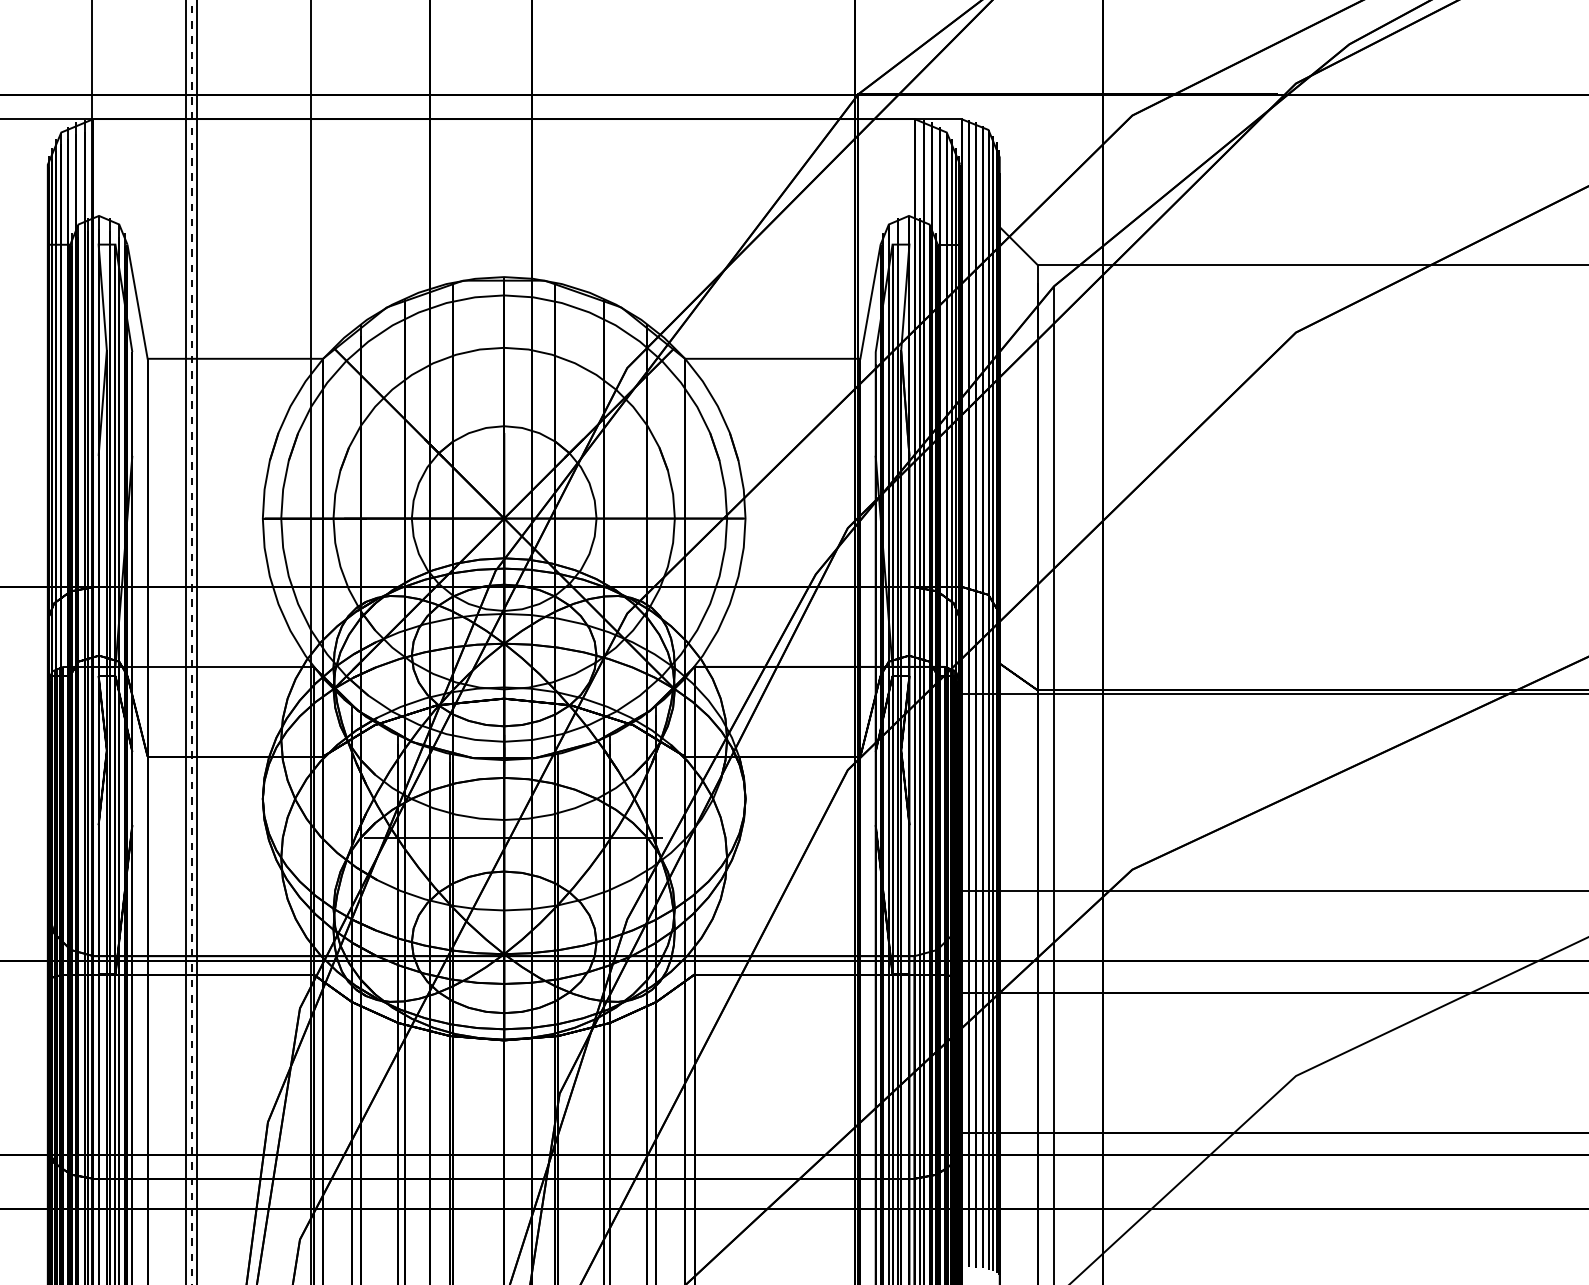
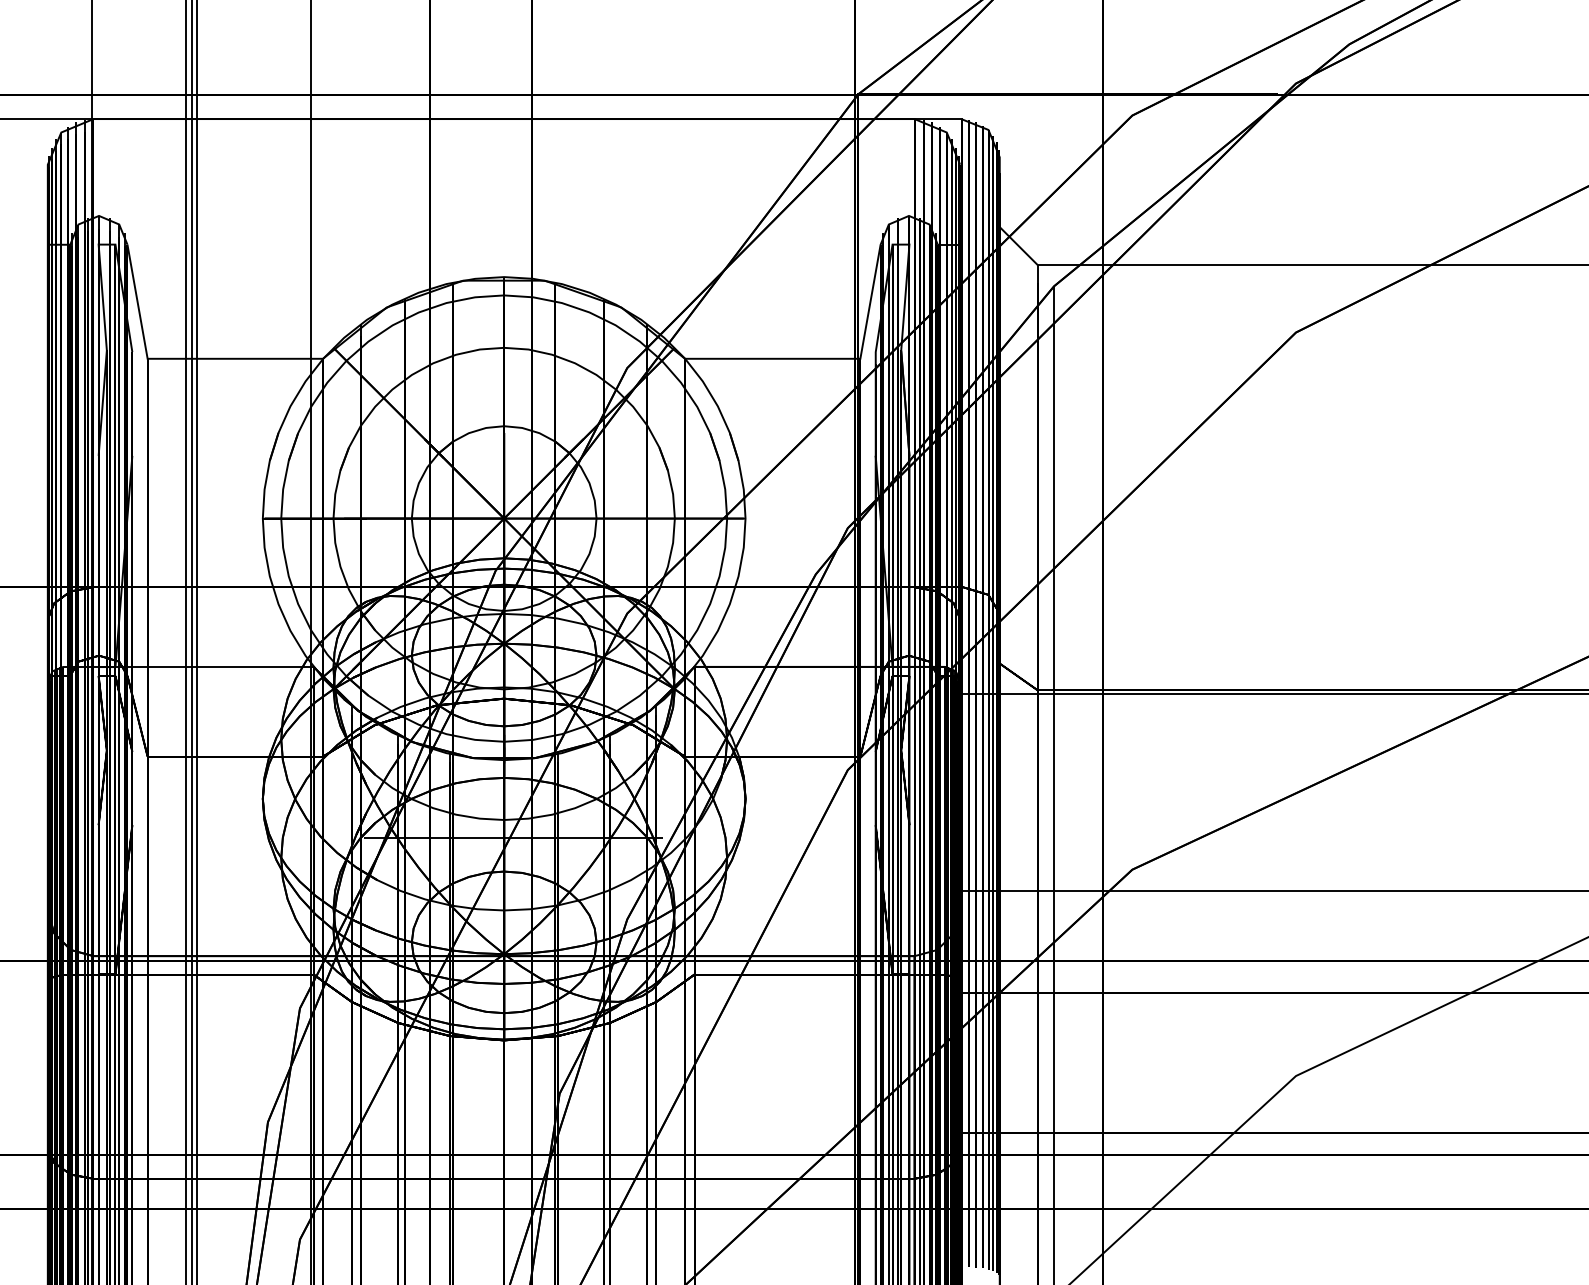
line: dashed -> solid (192, 642)
